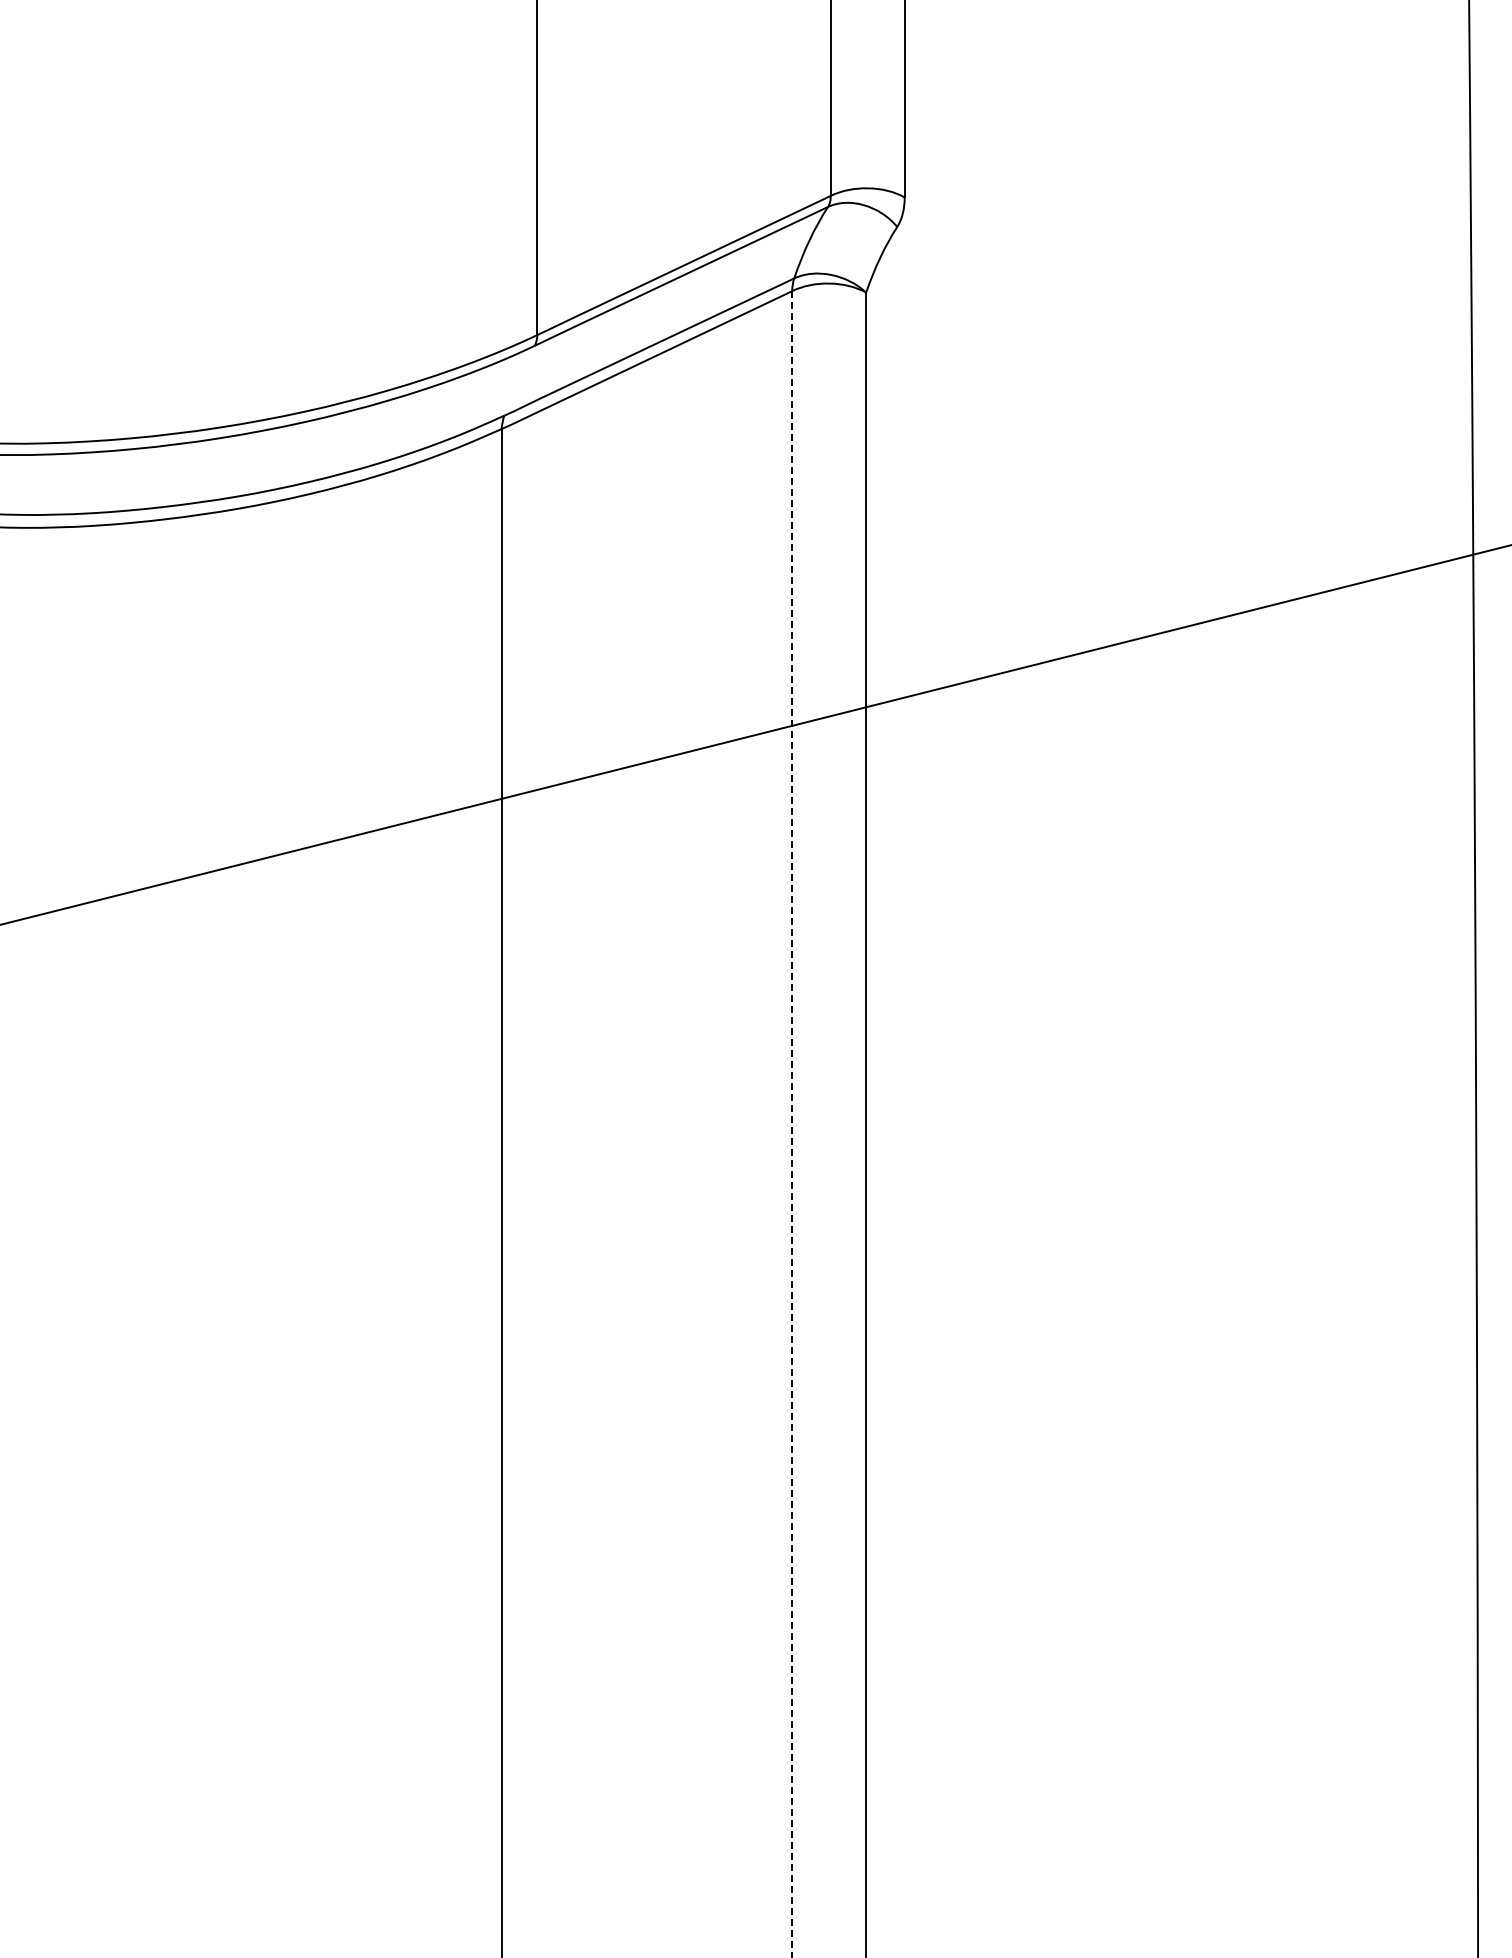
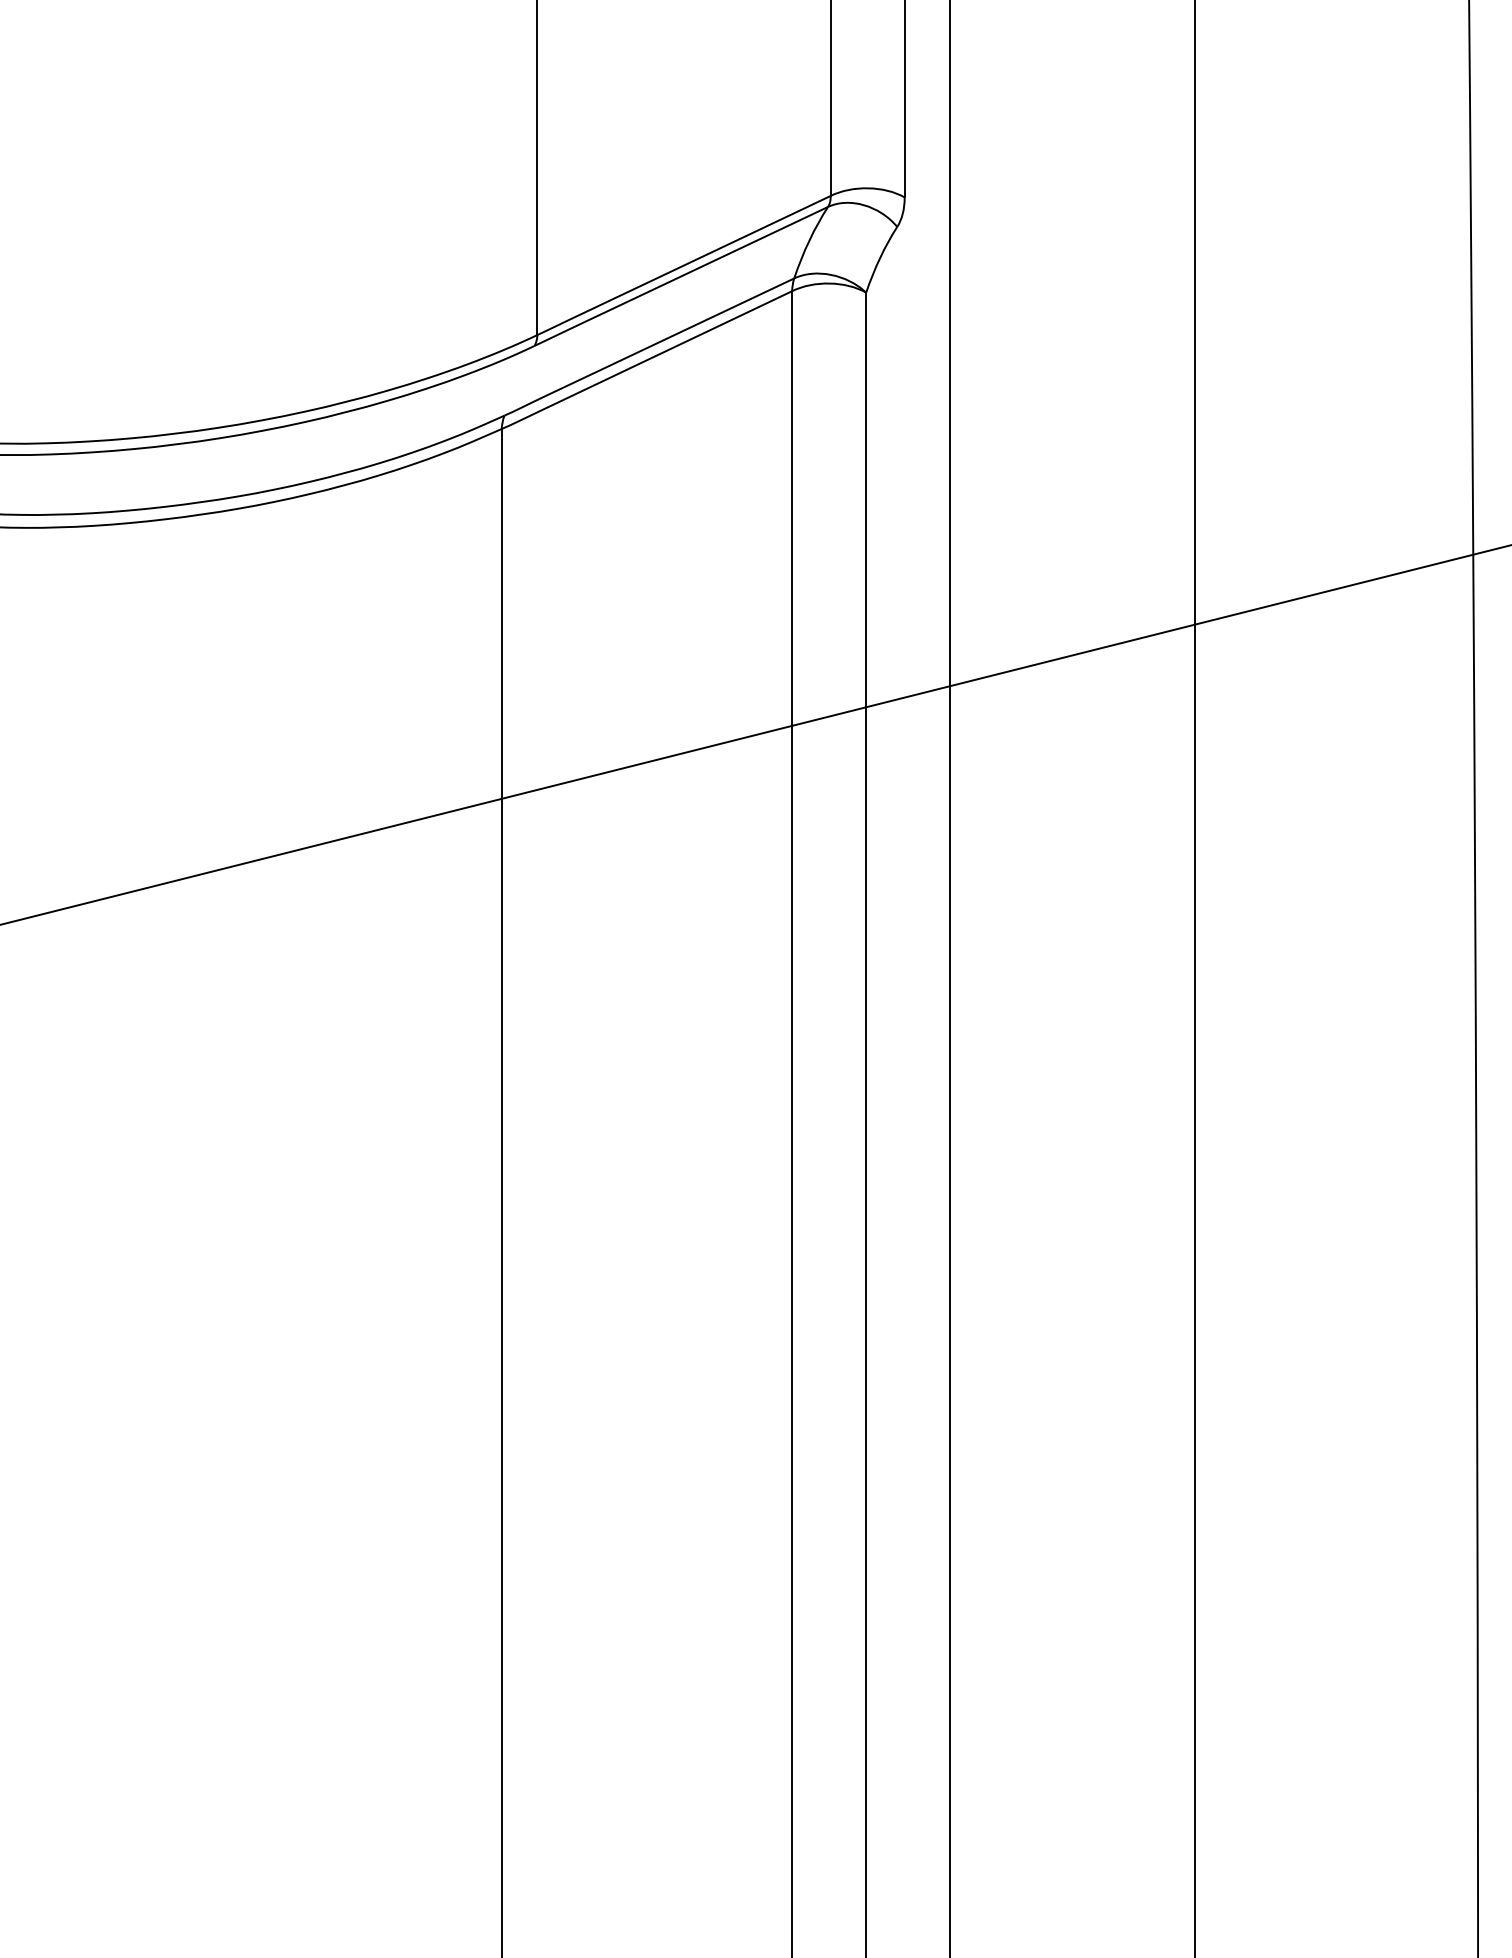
line: none -> present (949, 978)
line: none -> present (1195, 978)
line: dashed -> solid (792, 1125)
